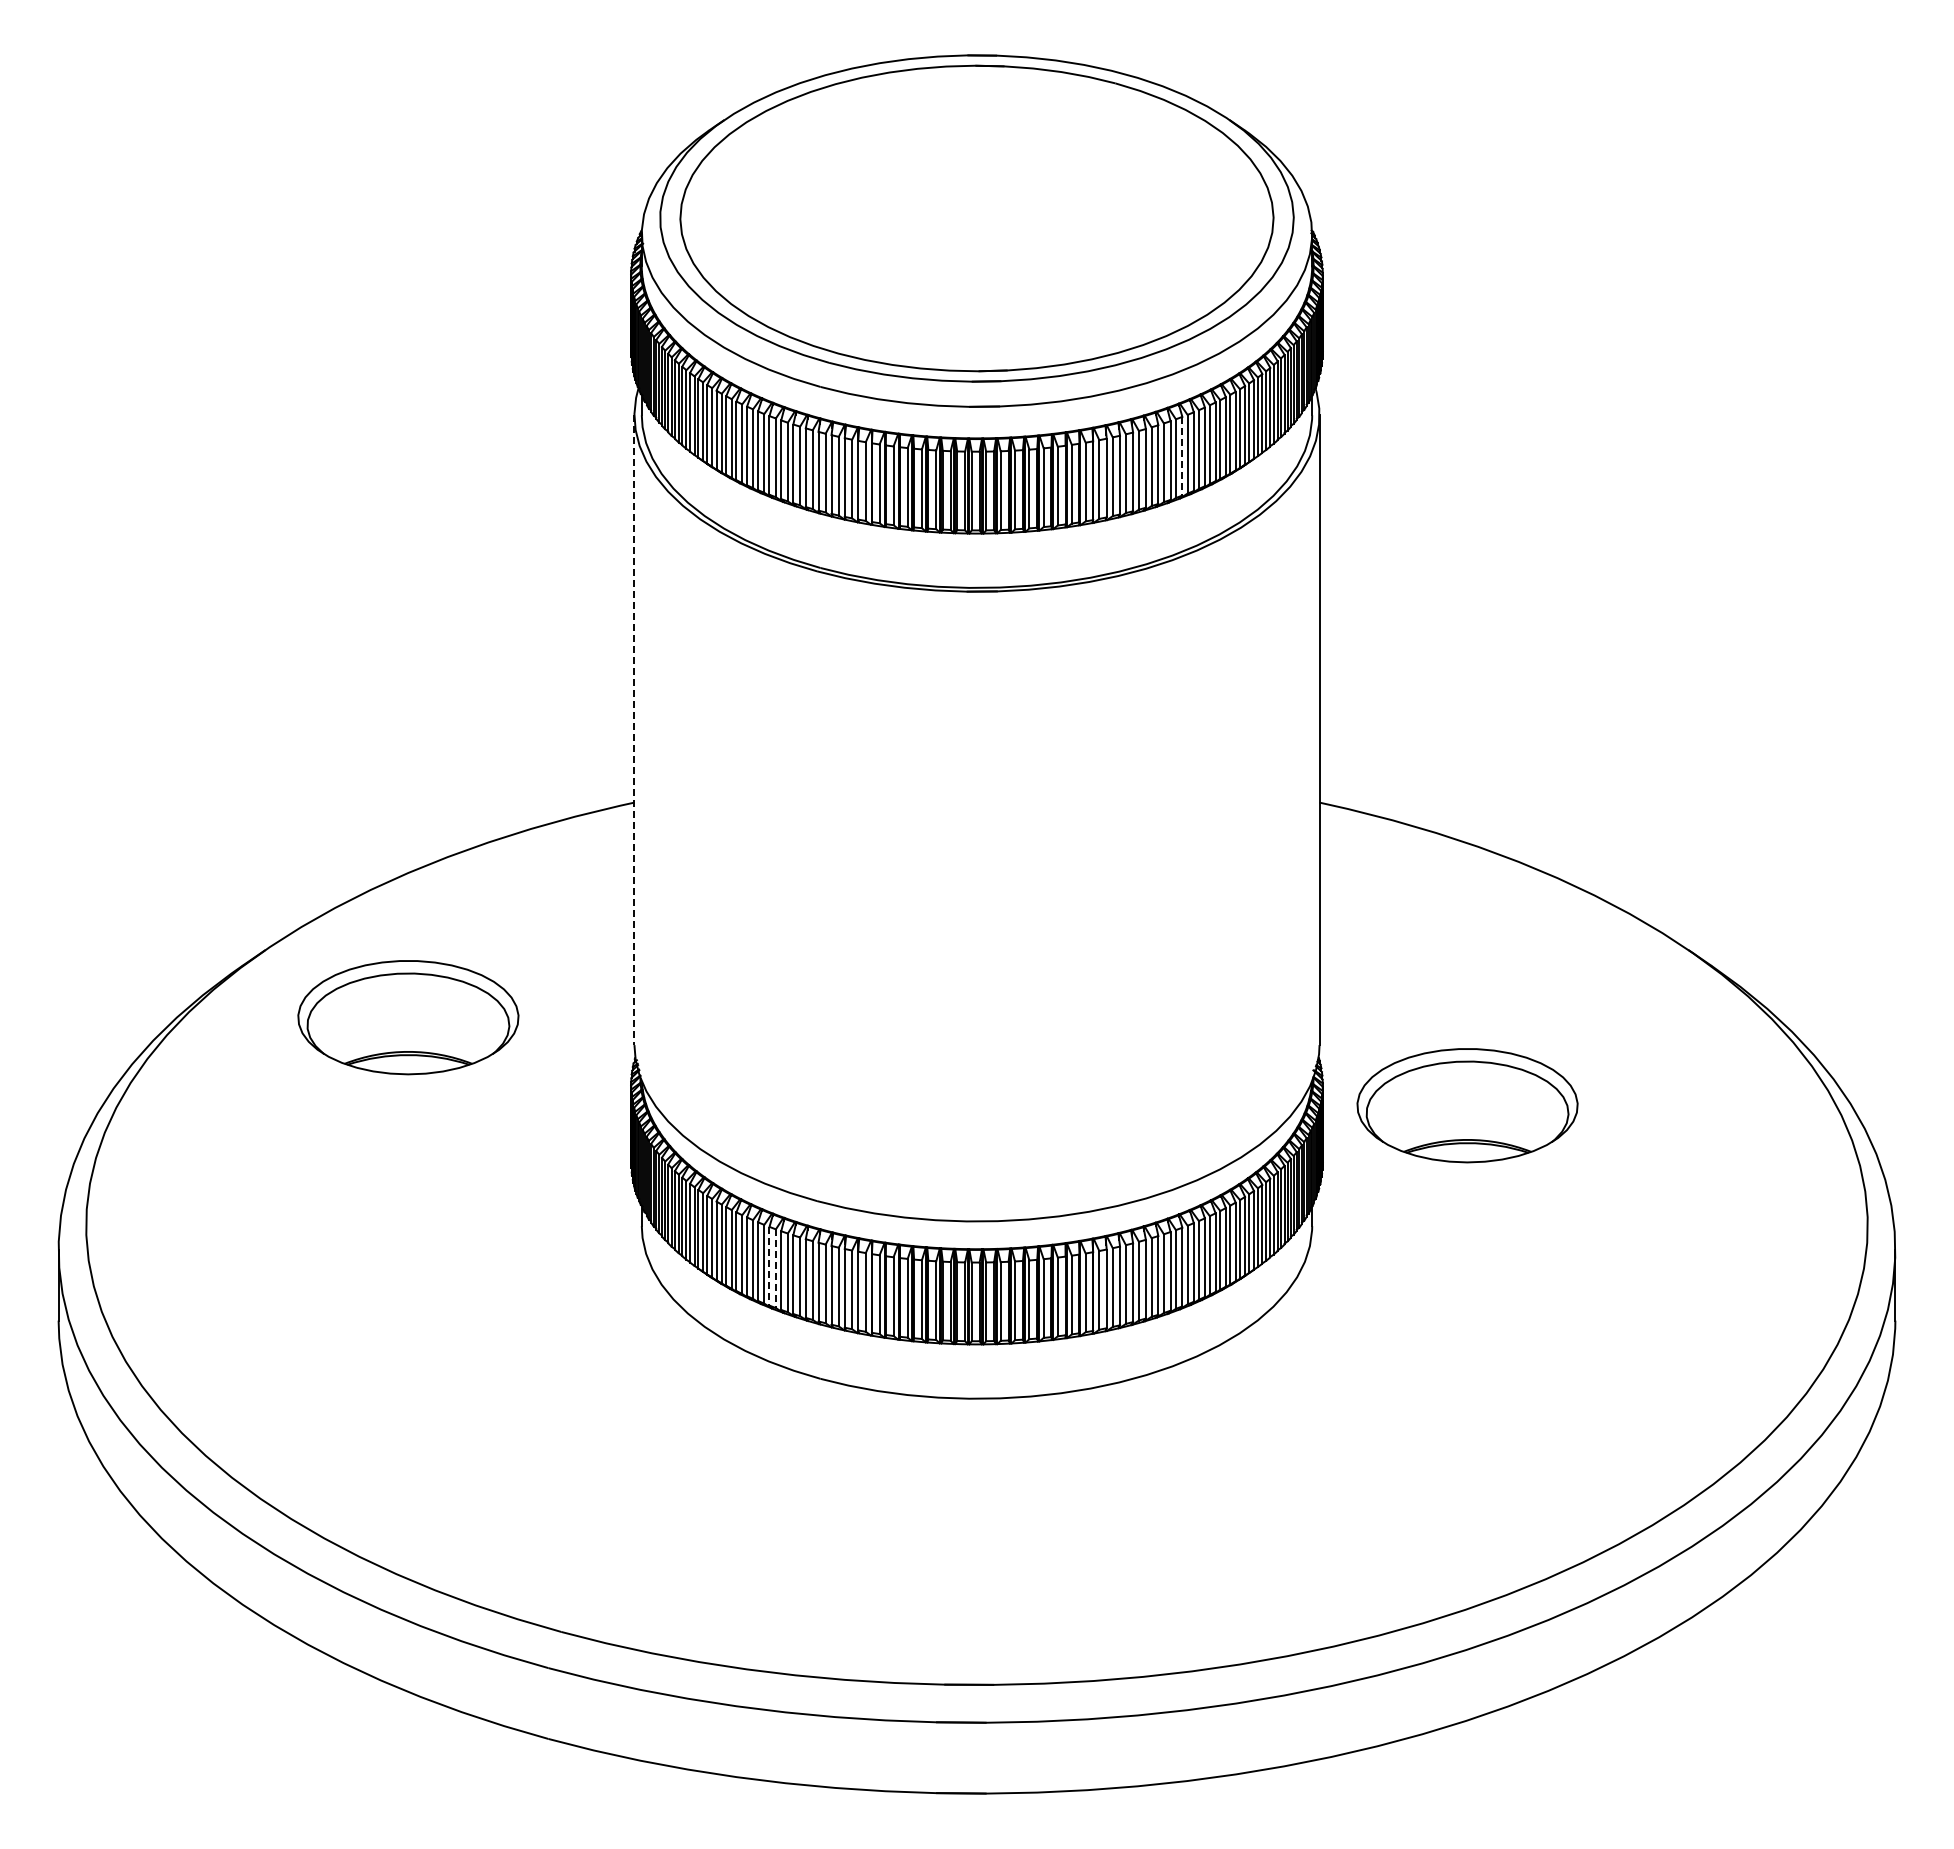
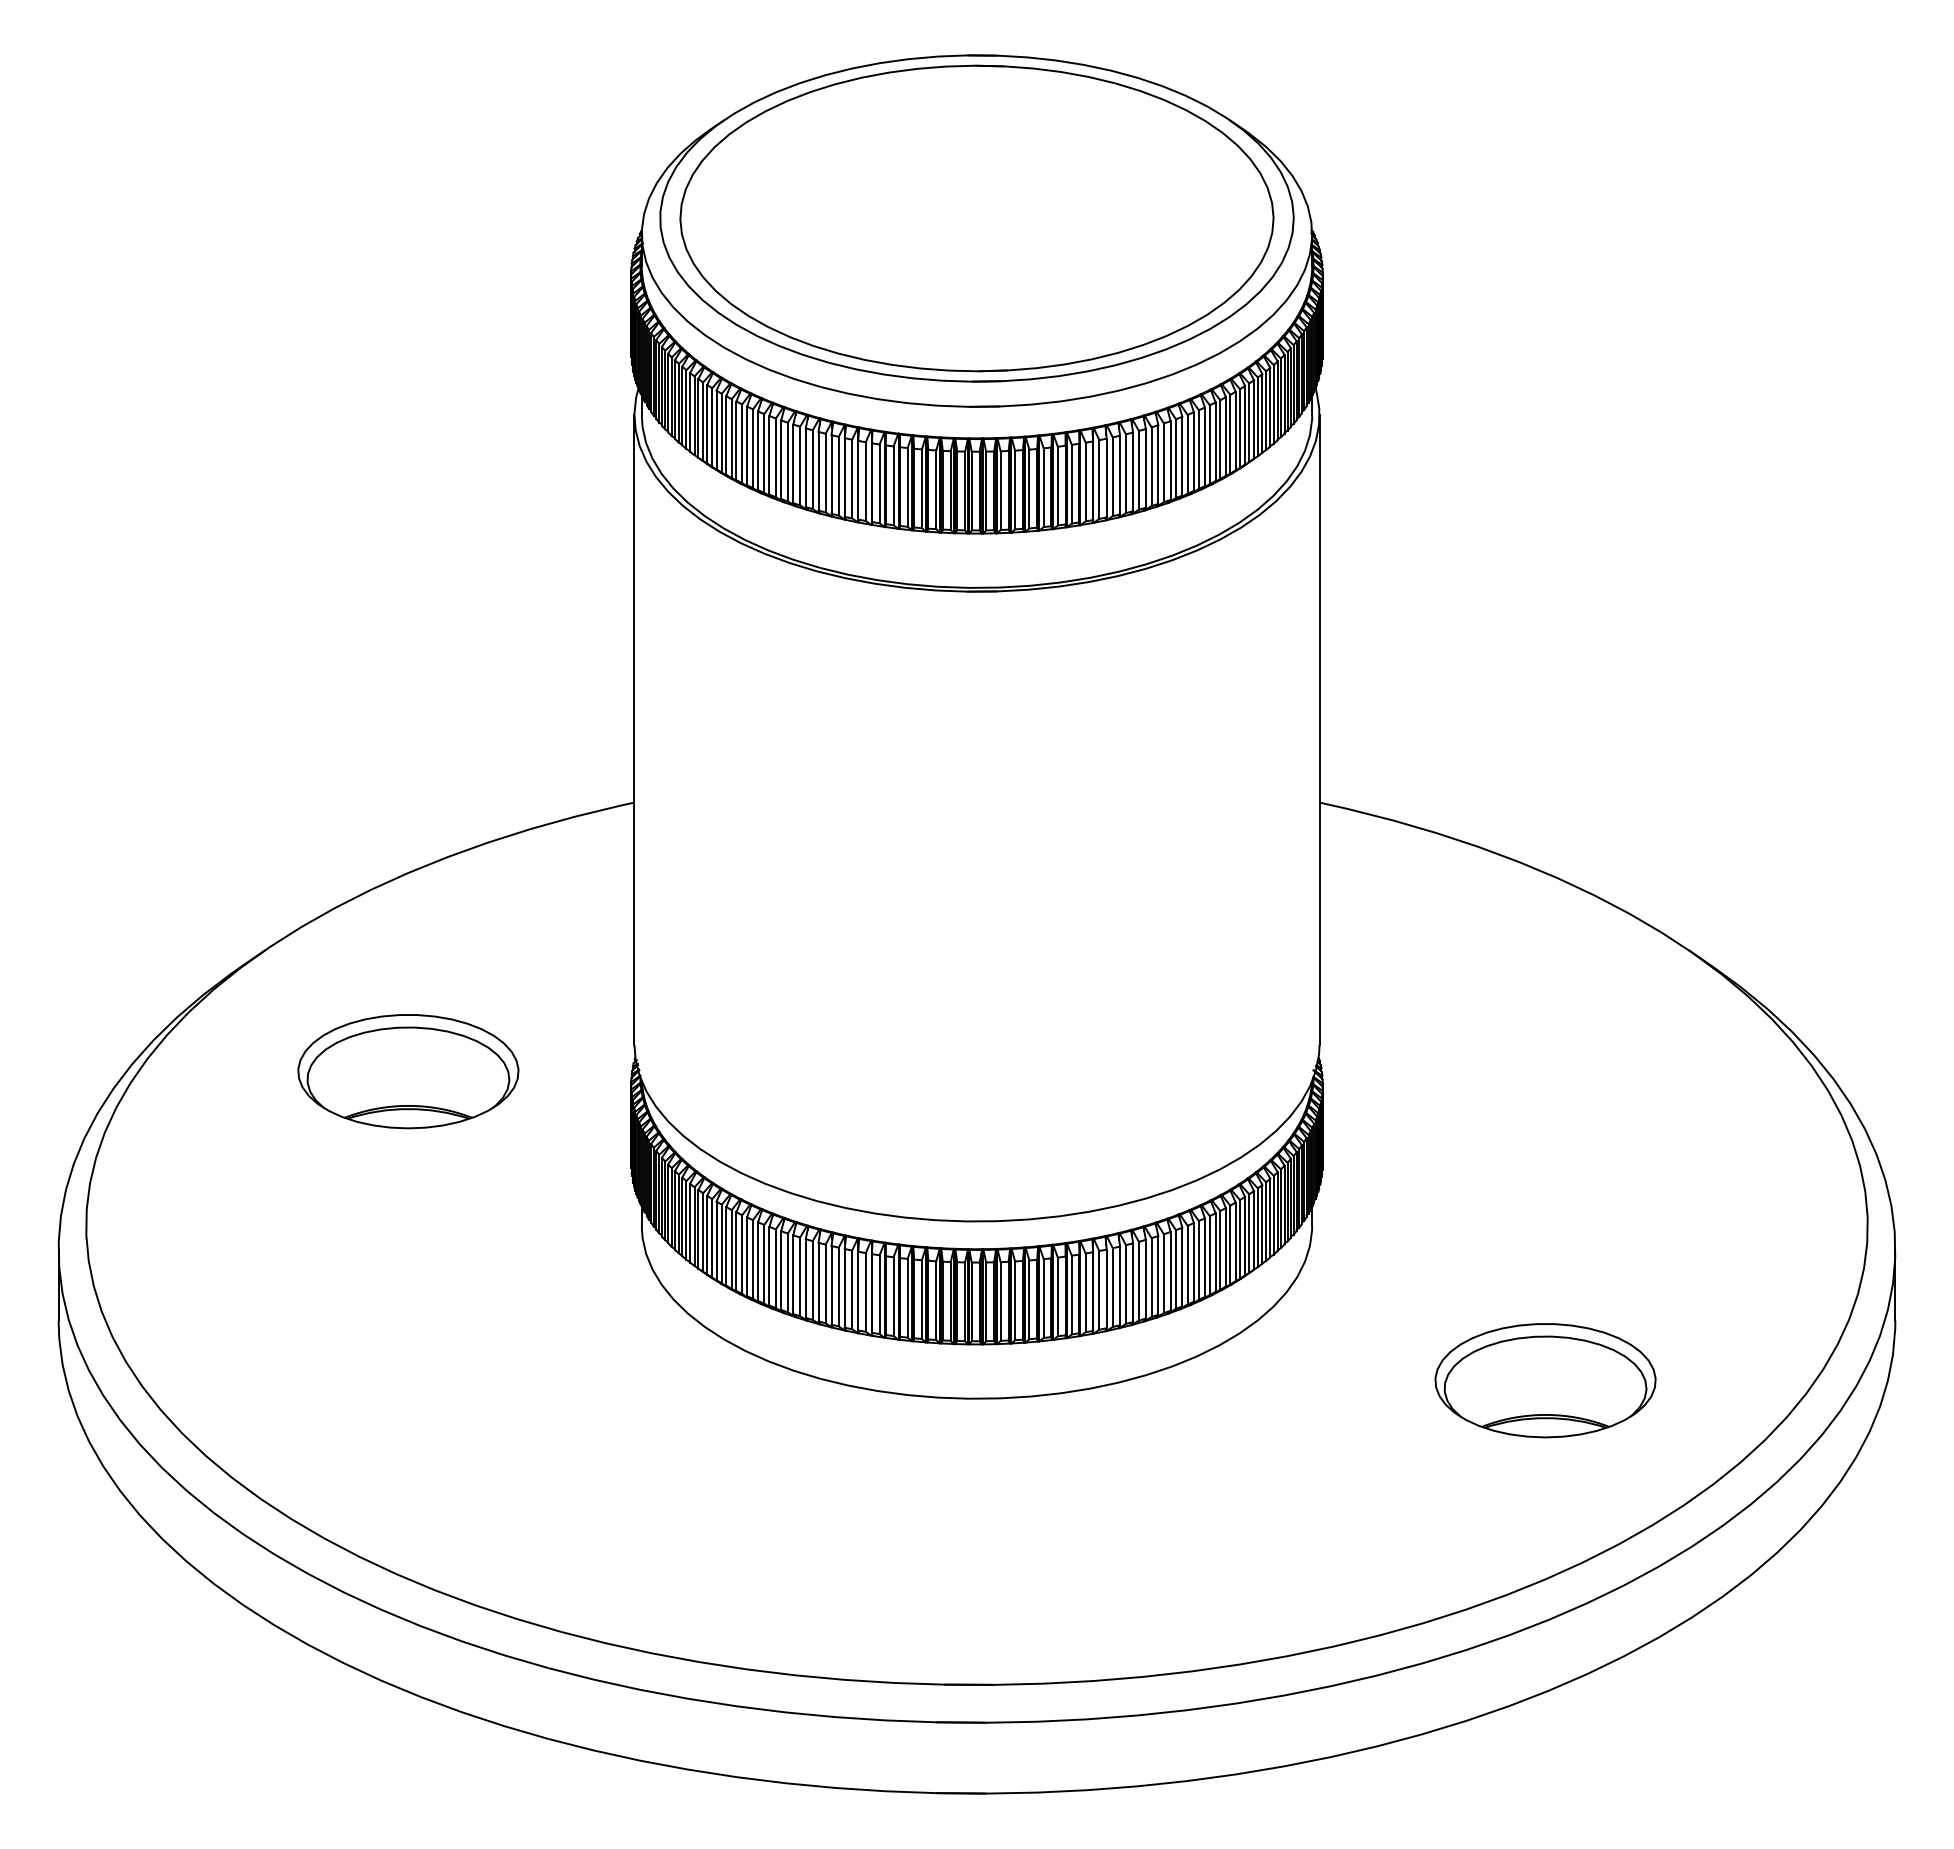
line: dashed -> solid (1182, 456)
line: dashed -> solid (634, 730)
part position: (408, 1017) -> (408, 1071) (408, 1071)
part position: (1467, 1105) -> (1545, 1380) (1545, 1380)
line: dashed -> solid (769, 1266)
line: dashed -> solid (775, 1269)
